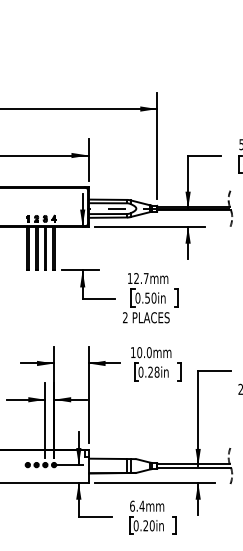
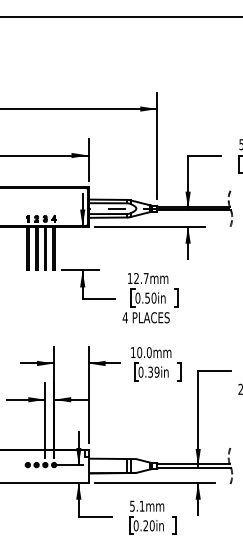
line: none -> present (120, 16)
text: 2 -> 4 (124, 317)
text: 0.28in -> 0.39in (153, 372)
text: 6.4mm -> 5.1mm (137, 505)
